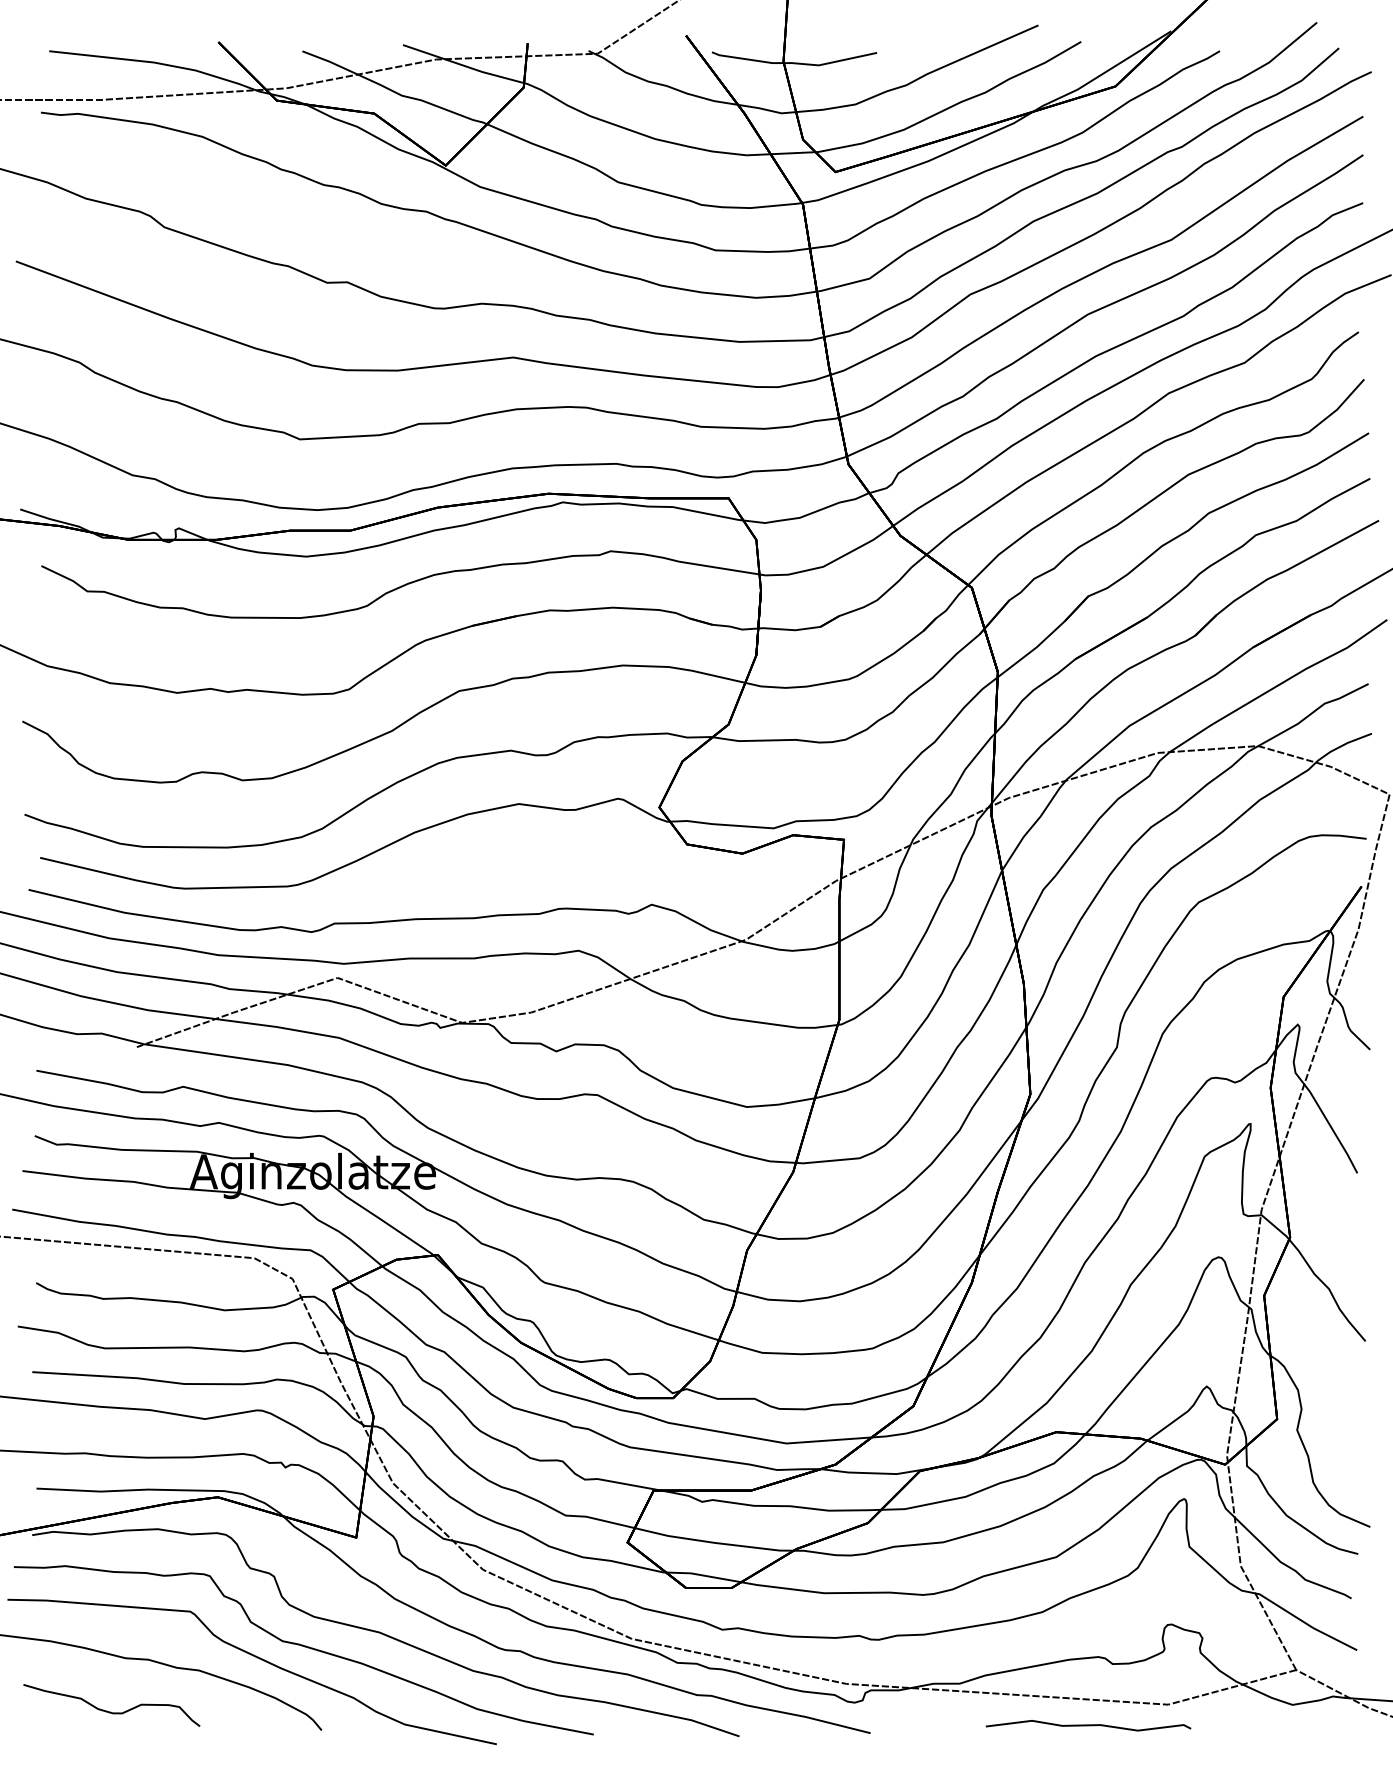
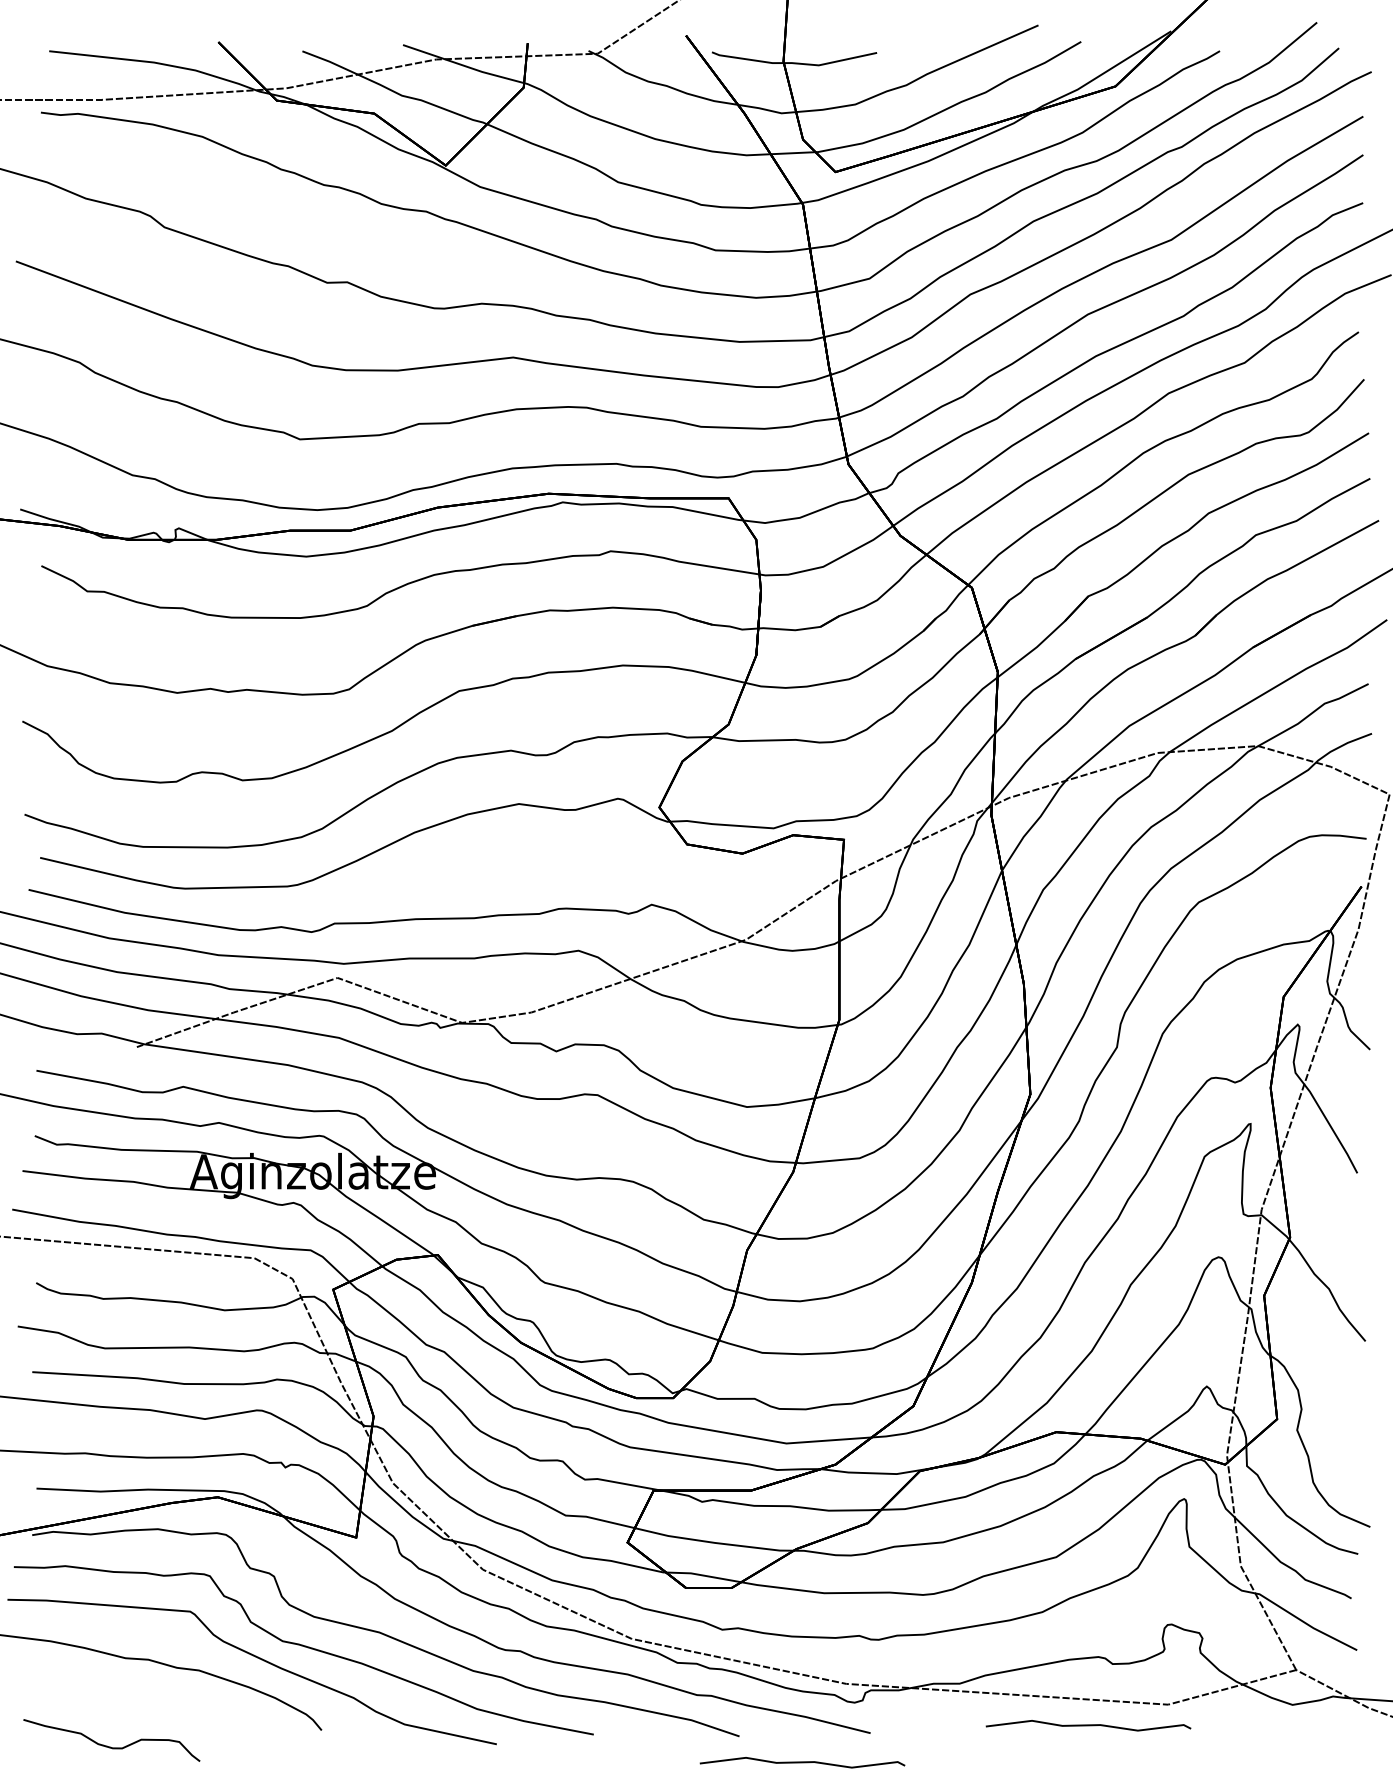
curve position: (110, 1711) -> (110, 1746) (110, 1746)
curve: none -> present (802, 1762)
